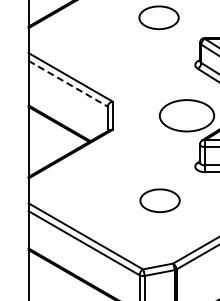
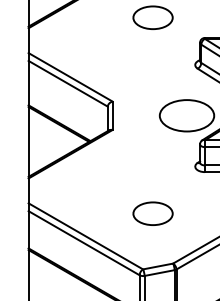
part position: (158, 17) -> (152, 17) (152, 17)
line: dashed -> solid (68, 83)
part position: (159, 200) -> (152, 213) (152, 213)
